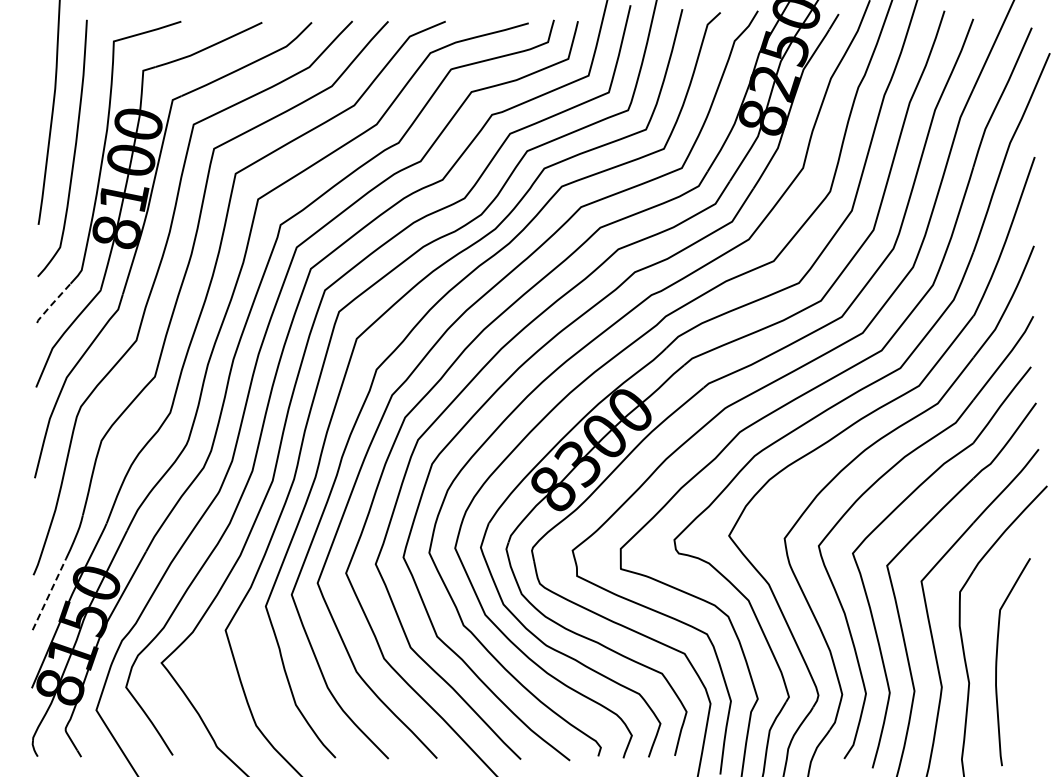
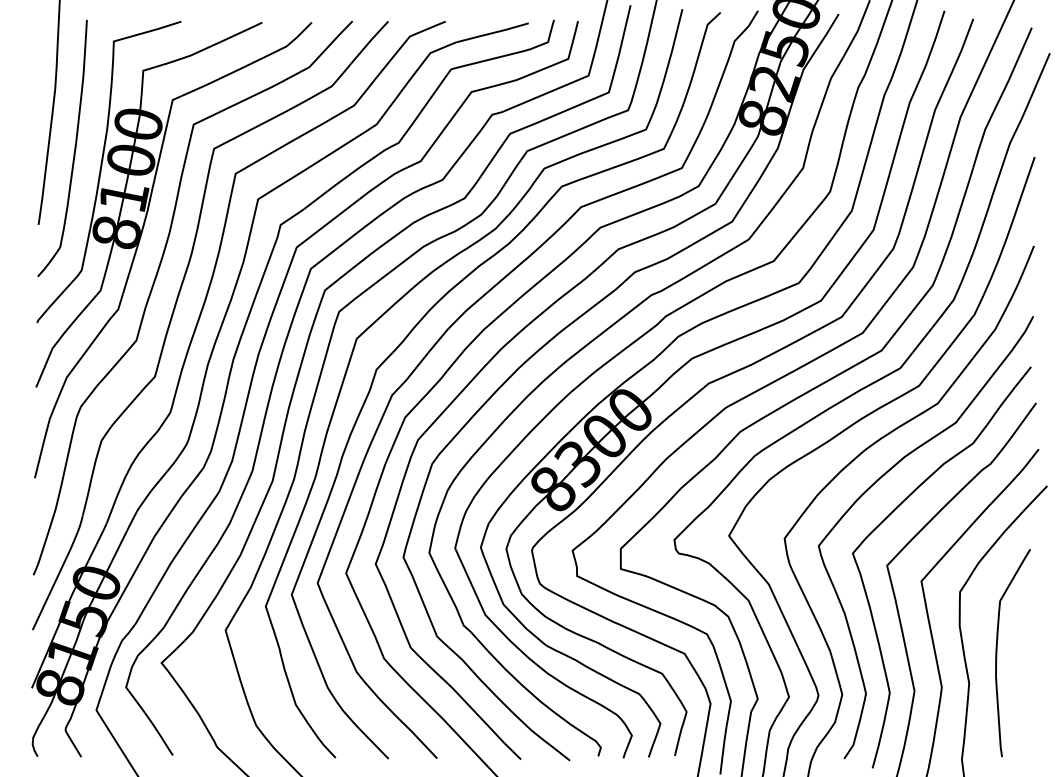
line: dashed -> solid (52, 303)
line: dashed -> solid (49, 594)
curve position: (997, 662) -> (997, 653) (997, 653)
